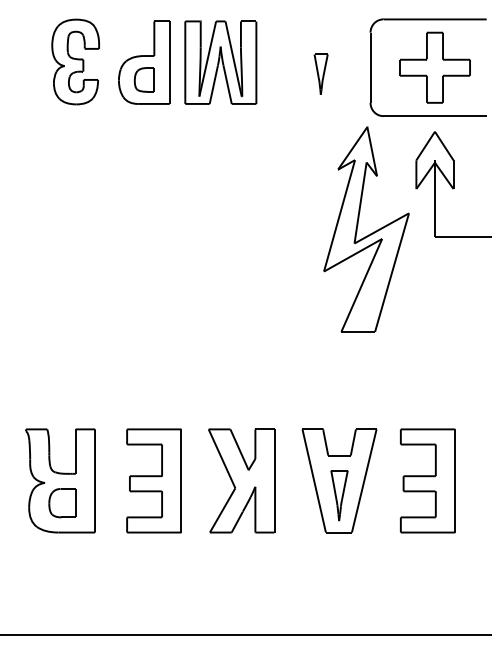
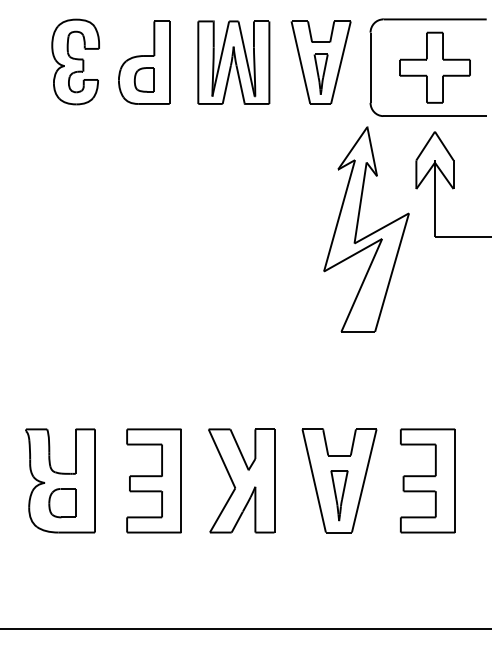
part position: (220, 62) -> (233, 62) (233, 62)
part: none -> present (320, 62)
line position: (245, 634) -> (245, 628) (245, 628)
